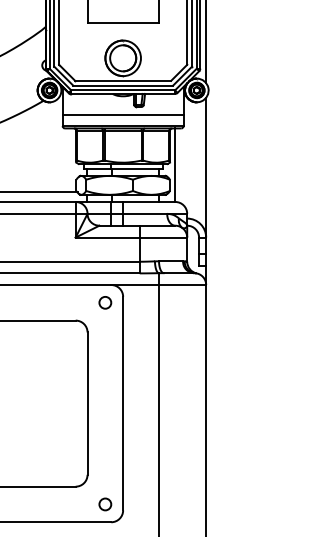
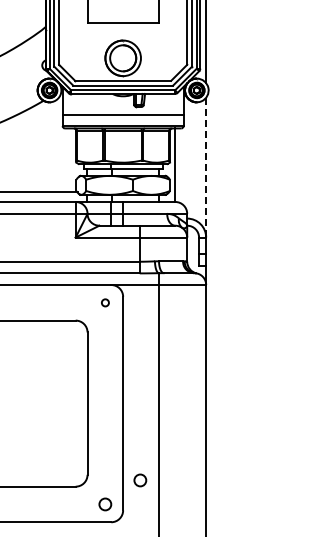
line: solid -> dashed (206, 167)
circle size: 15x14 px -> 9x10 px (105, 302)
circle: none -> present (140, 480)
